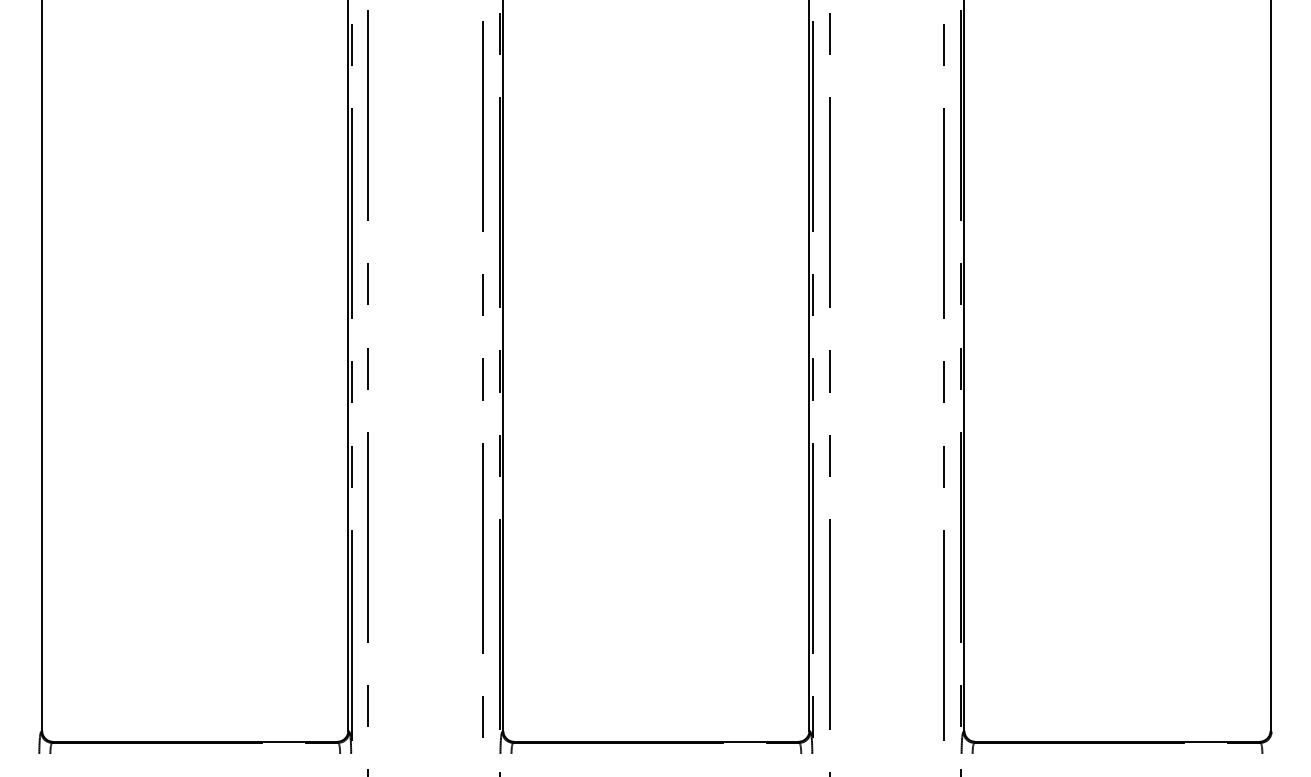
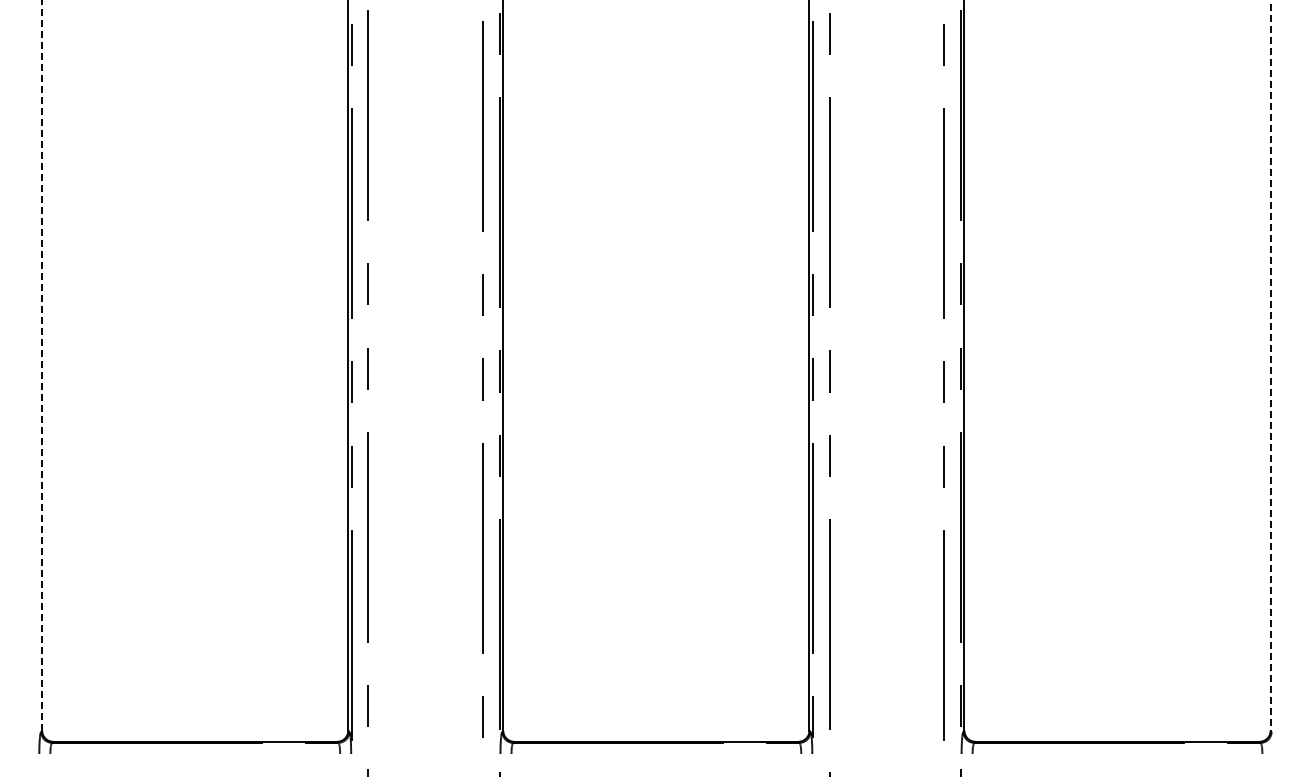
line: solid -> dashed (42, 365)
line: solid -> dashed (1270, 366)
